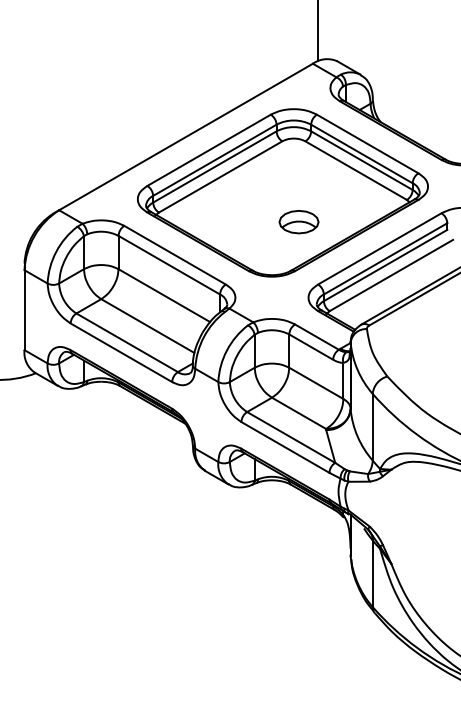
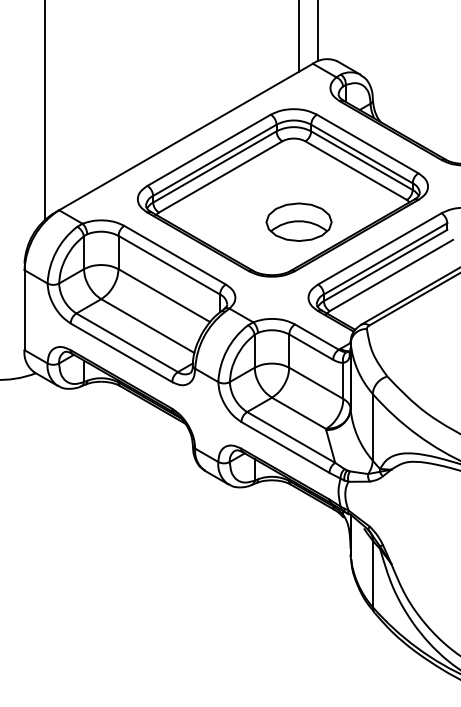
line: none -> present (299, 36)
line: none -> present (45, 110)
part size: 42x25 px -> 68x40 px (298, 221)
